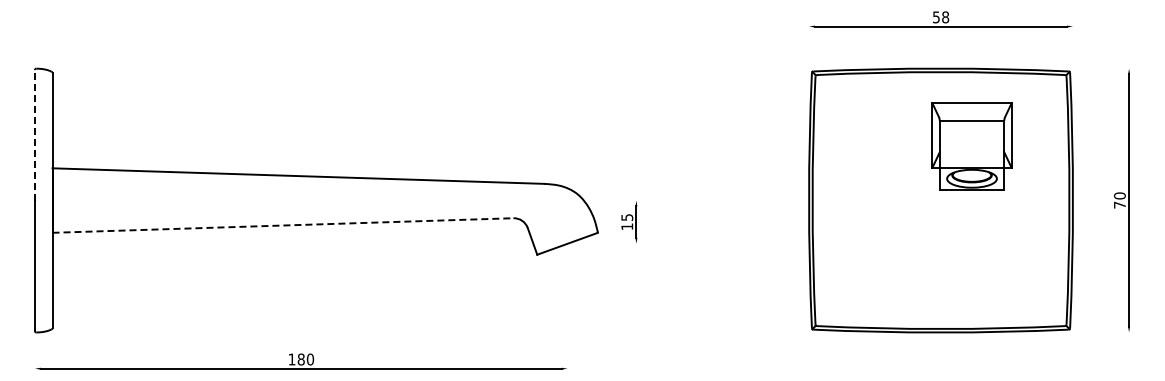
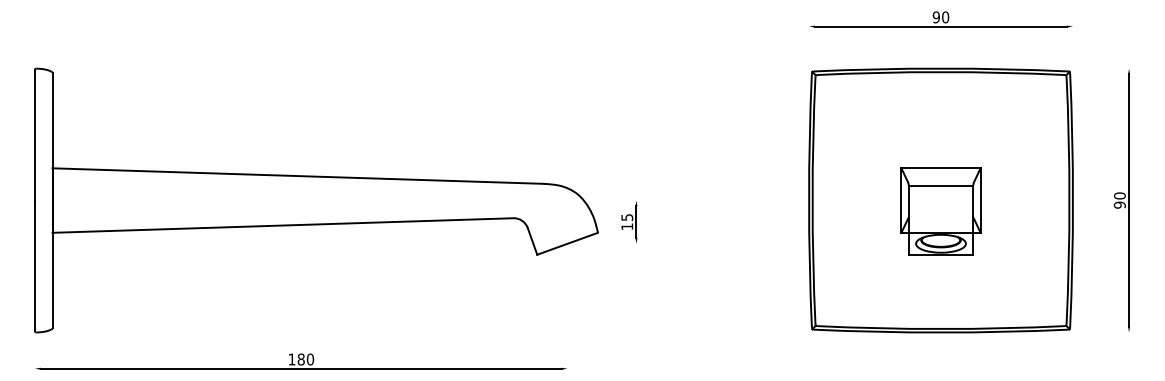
text: 58 -> 90 (940, 17)
line: dashed -> solid (34, 134)
part position: (971, 146) -> (940, 211) (940, 211)
text: 70 -> 90 (1119, 204)
line: dashed -> solid (283, 225)
